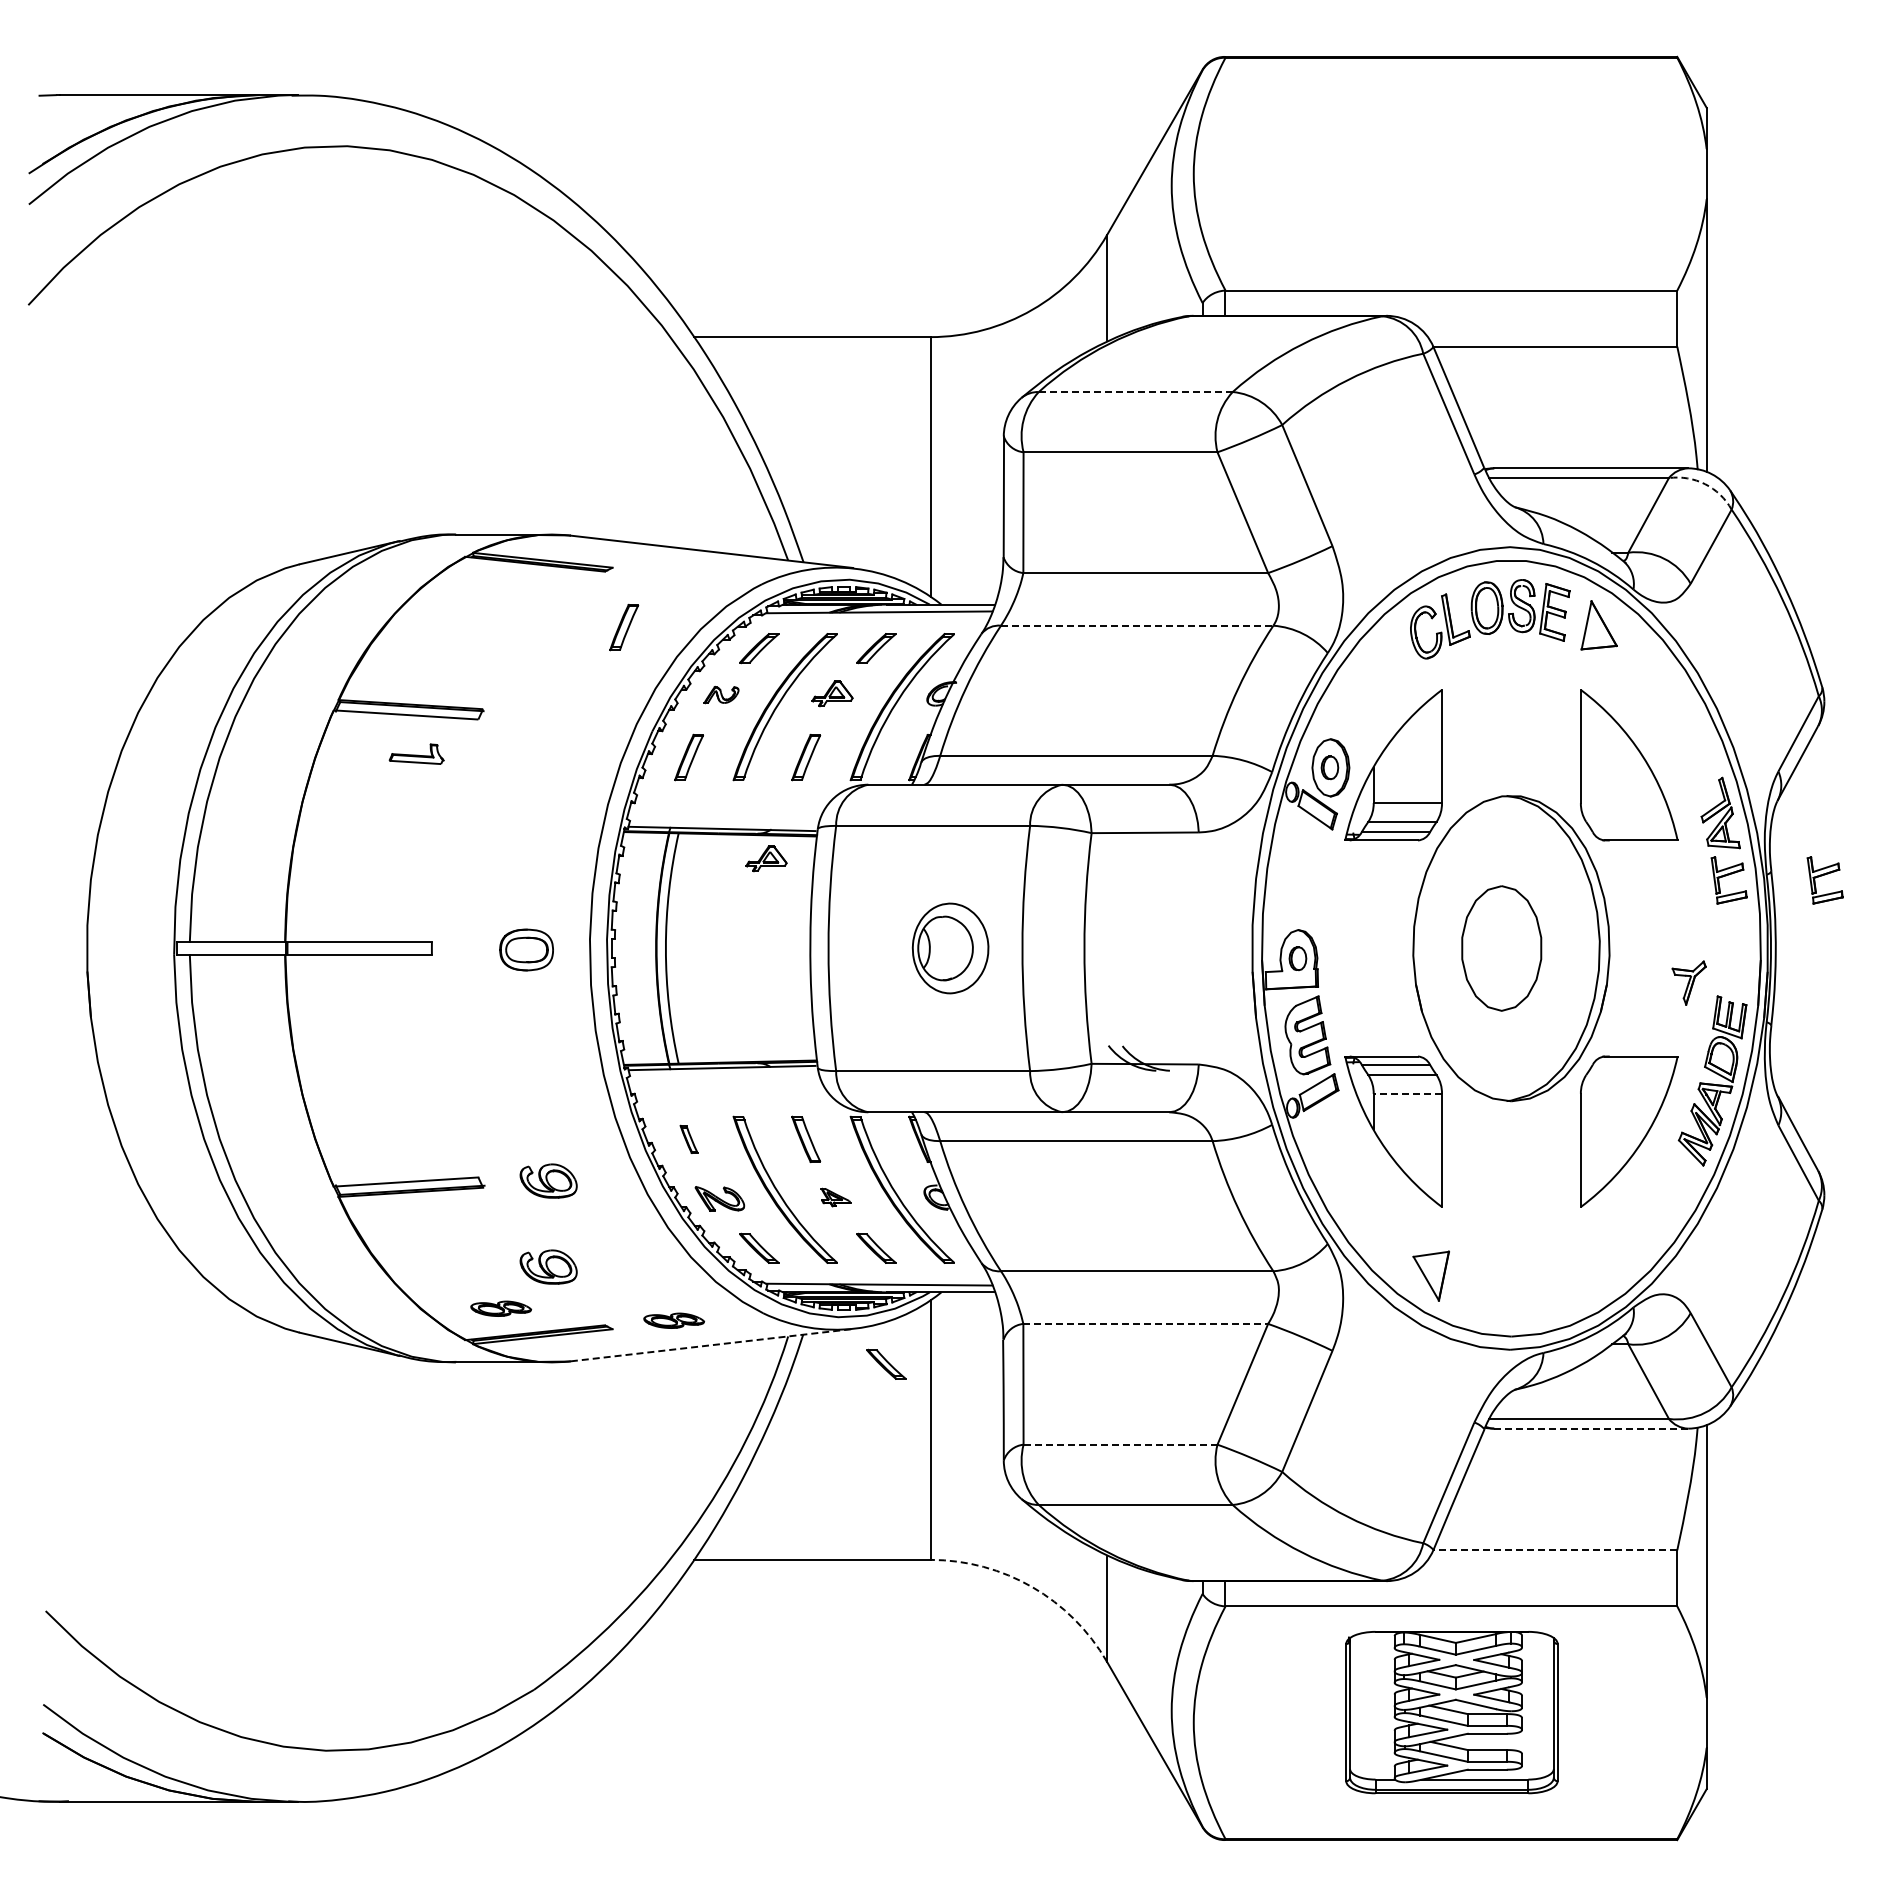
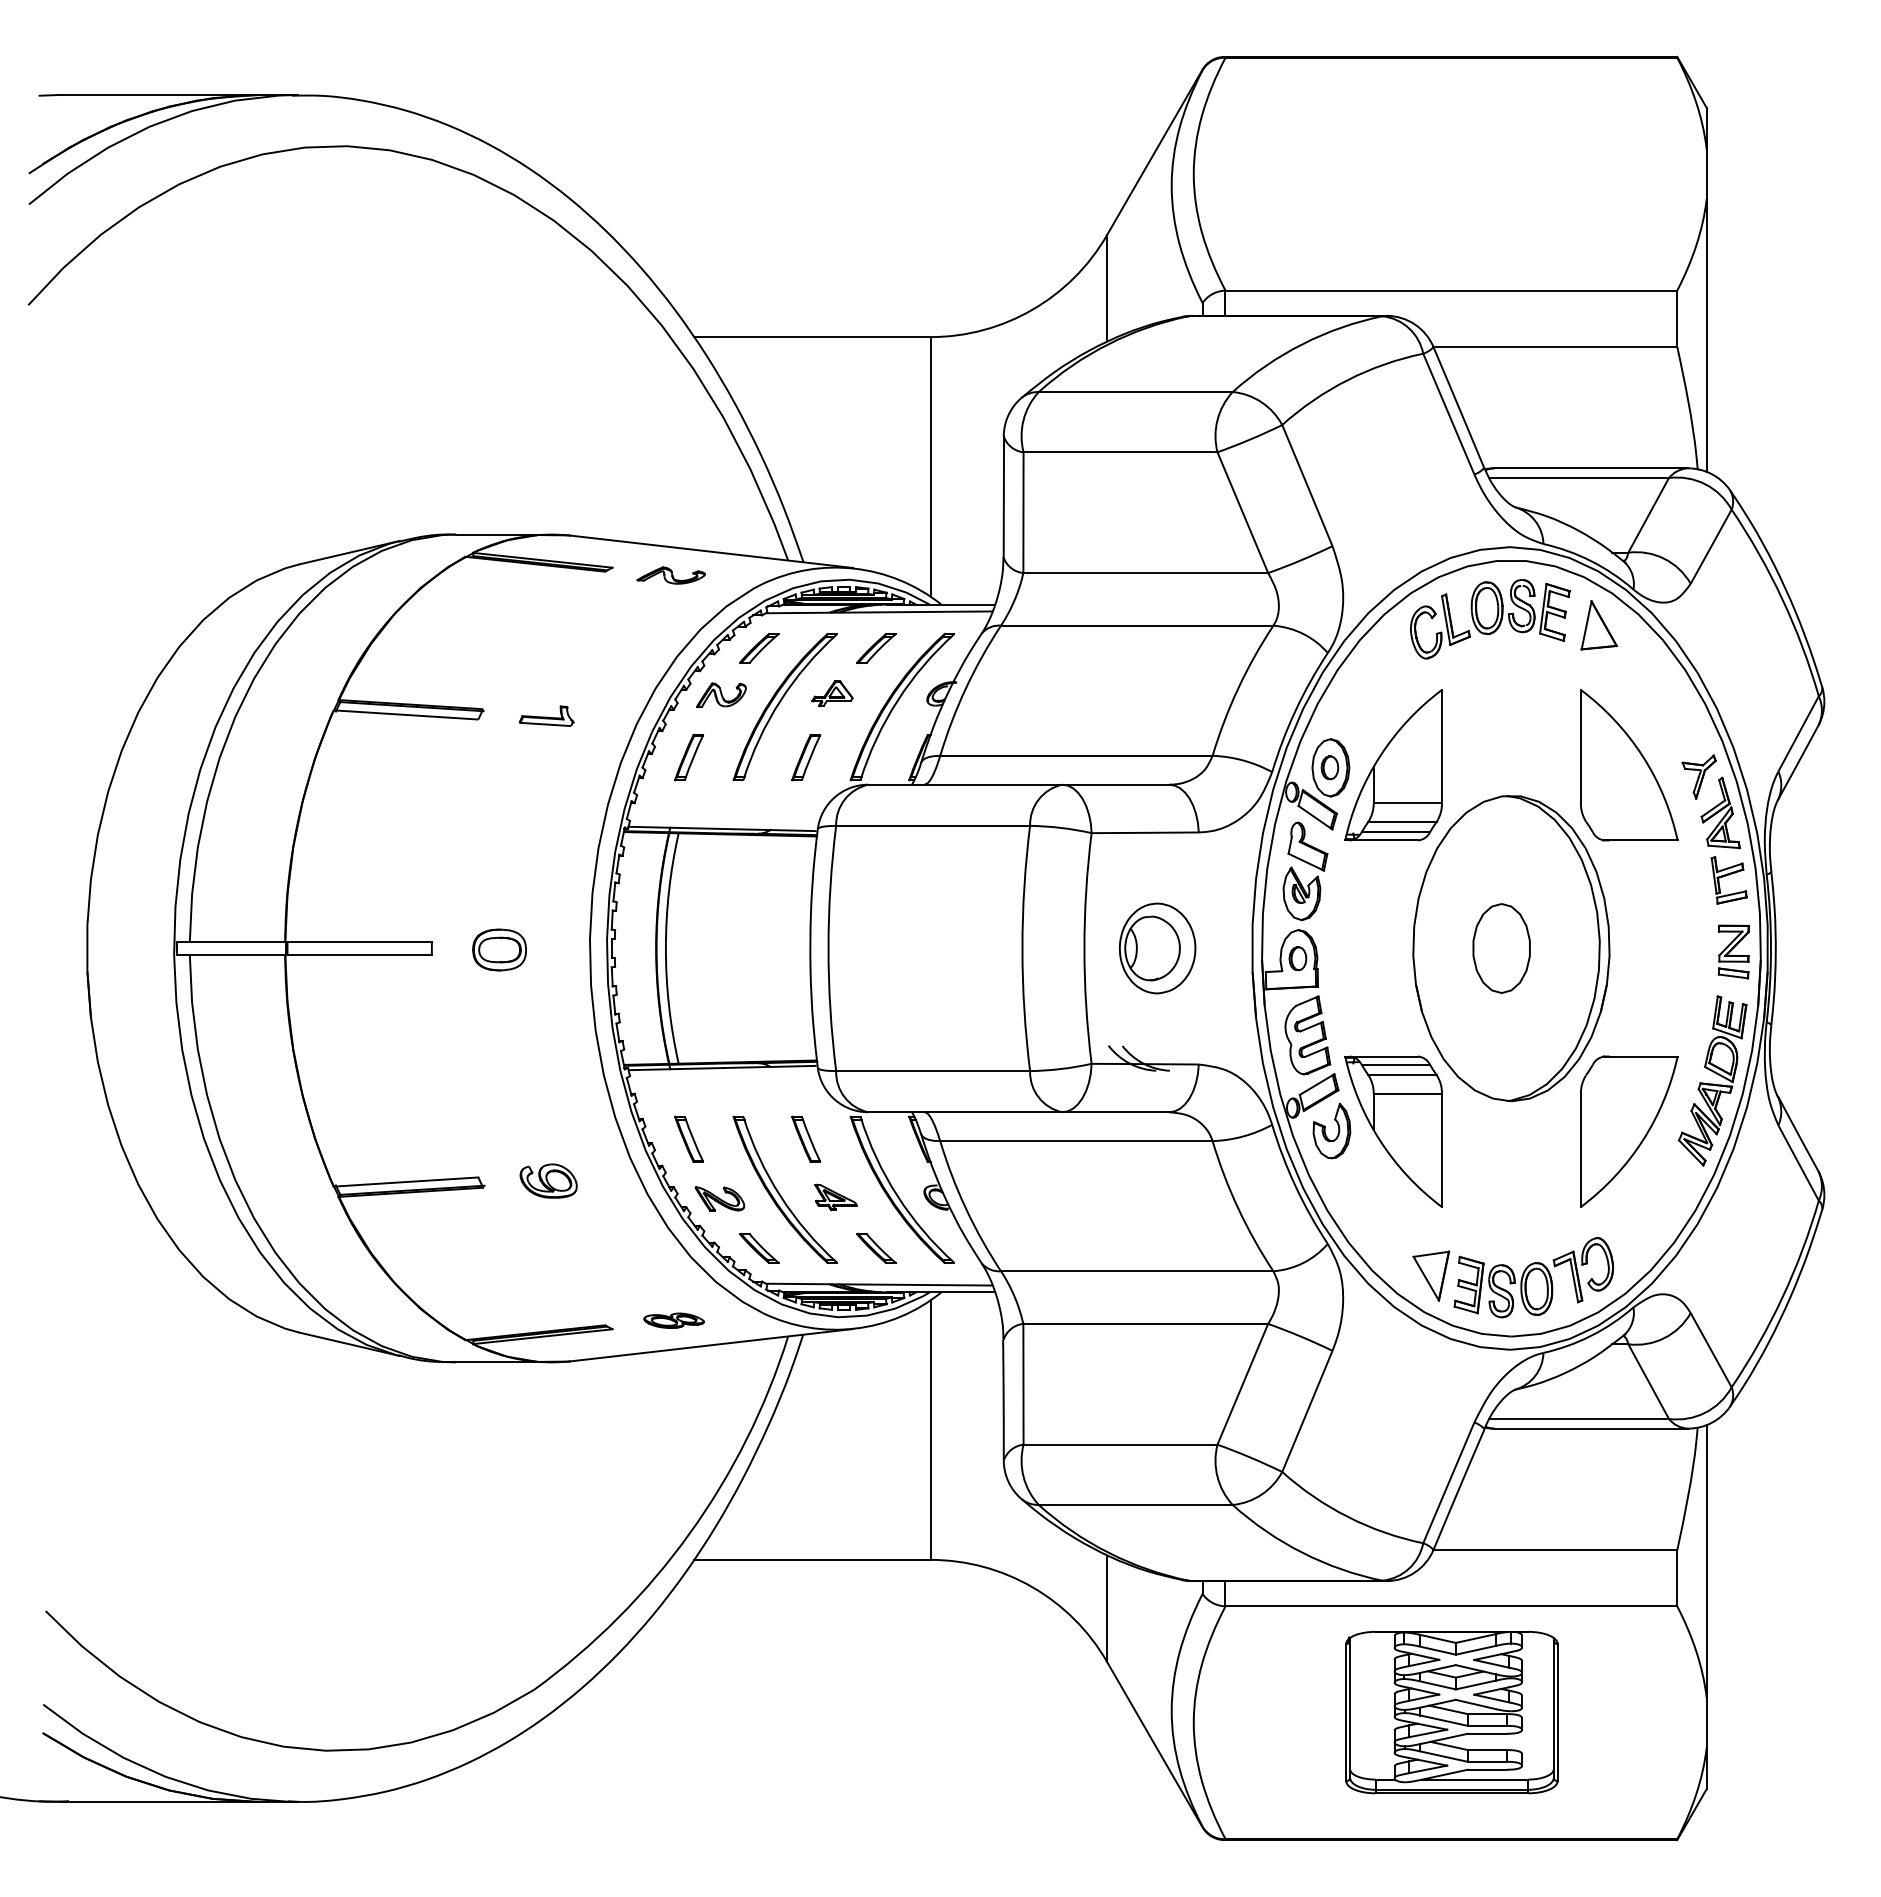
line: dashed -> solid (1135, 392)
arc: dashed -> solid (1705, 484)
part: none -> present (670, 575)
line: dashed -> solid (1137, 625)
part: present -> none (624, 627)
part size: 37x20 px -> 51x26 px (721, 694)
part position: (416, 753) -> (546, 715) (546, 715)
part: present -> none (766, 858)
part: none -> present (1308, 864)
part: present -> none (1824, 880)
part position: (950, 948) -> (1157, 948) (1157, 948)
part size: 82x127 px -> 59x91 px (1501, 948)
part position: (526, 949) -> (499, 949) (499, 949)
part: none -> present (1733, 951)
part position: (1688, 982) -> (1698, 776) (1698, 776)
line: dashed -> solid (1407, 1093)
part: none -> present (1331, 1130)
part size: 20x30 px -> 30x49 px (688, 1139)
part size: 32x21 px -> 44x29 px (835, 1197)
part: present -> none (548, 1266)
part: none -> present (1533, 1277)
part: present -> none (501, 1308)
line: dashed -> solid (1146, 1323)
line: dashed -> solid (712, 1345)
part: present -> none (886, 1363)
line: dashed -> solid (1591, 1428)
line: dashed -> solid (1120, 1444)
line: dashed -> solid (1555, 1550)
arc: dashed -> solid (1032, 1587)
